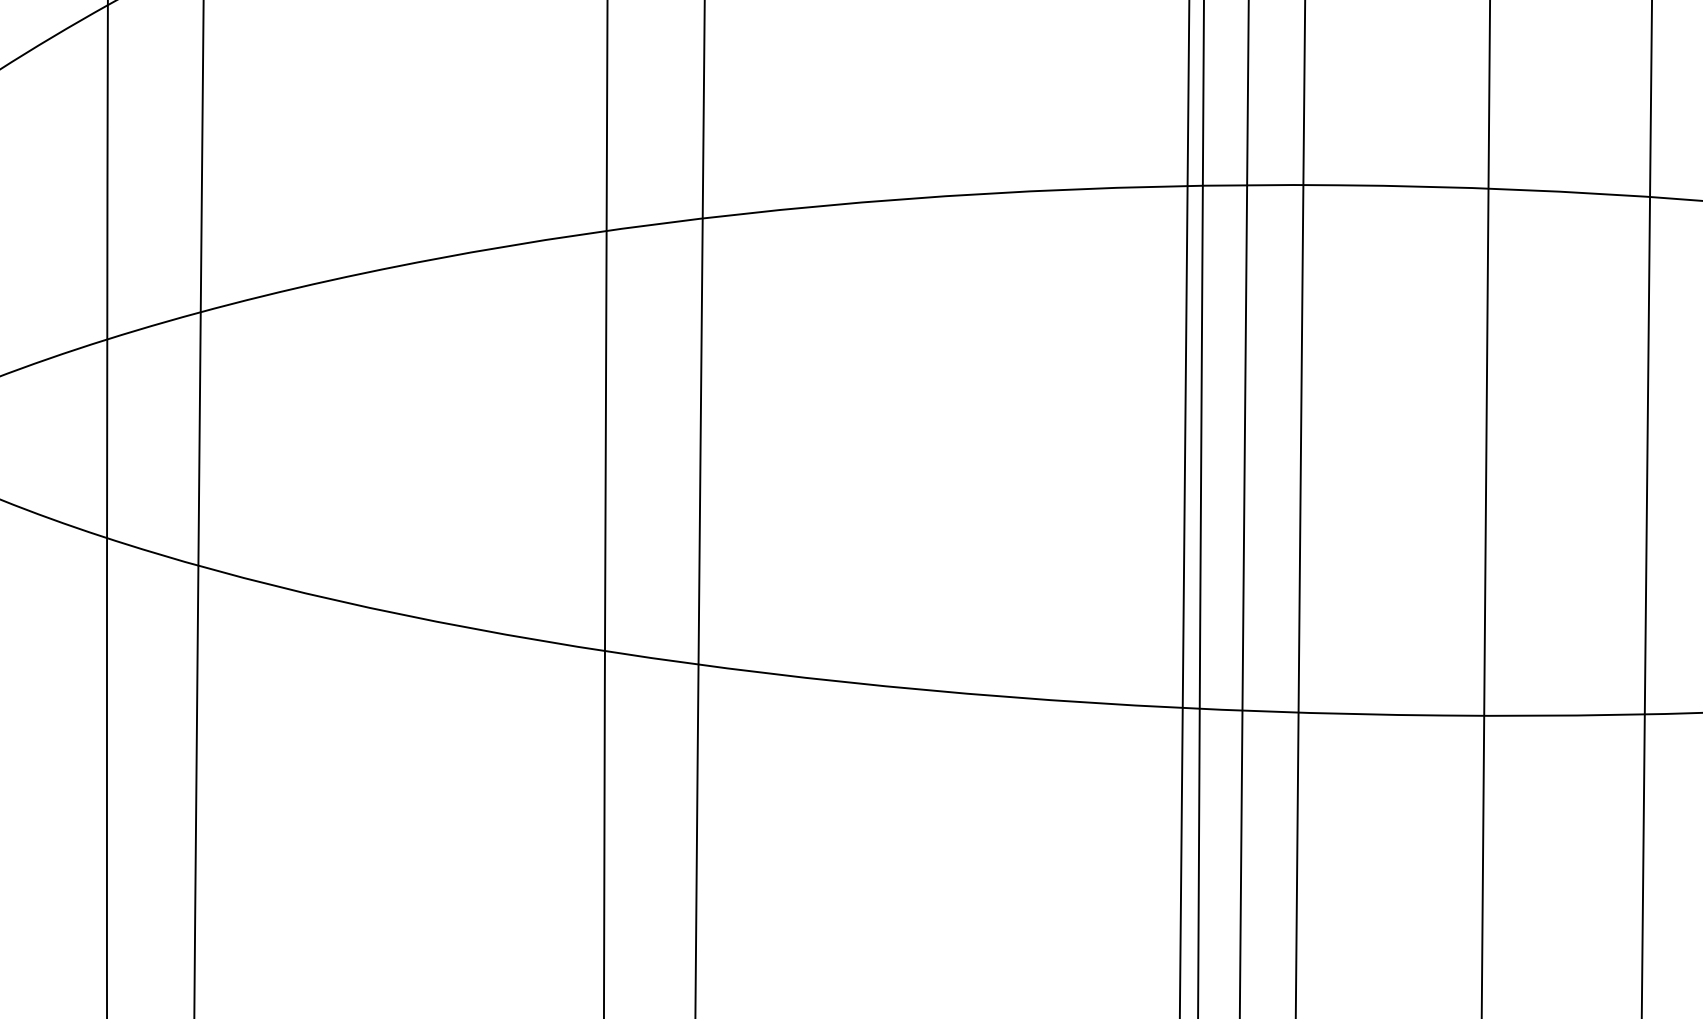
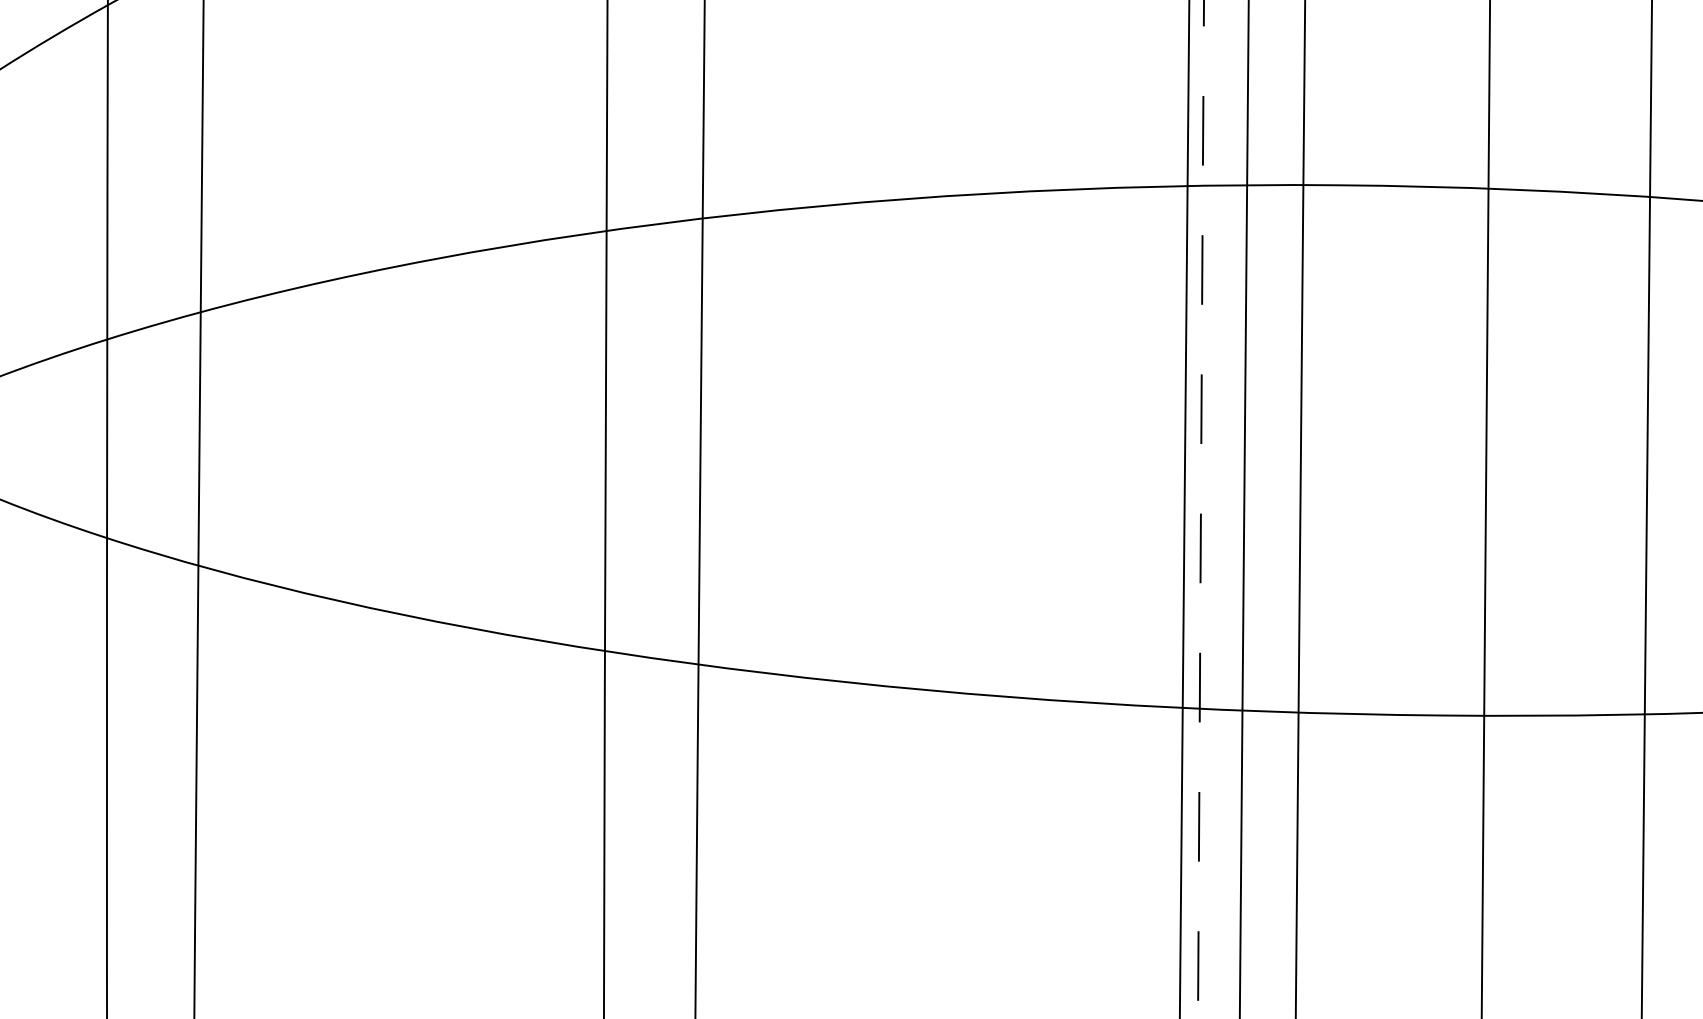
arc: solid -> dashed (1200, 508)
